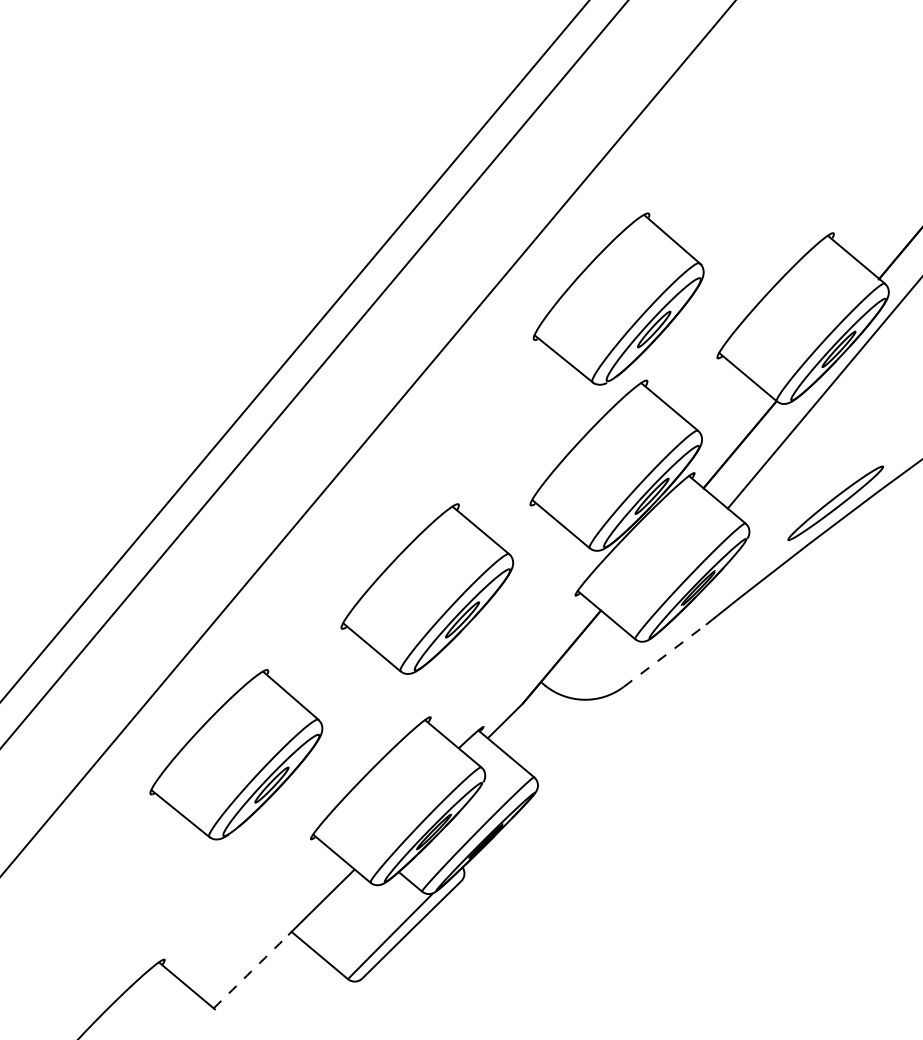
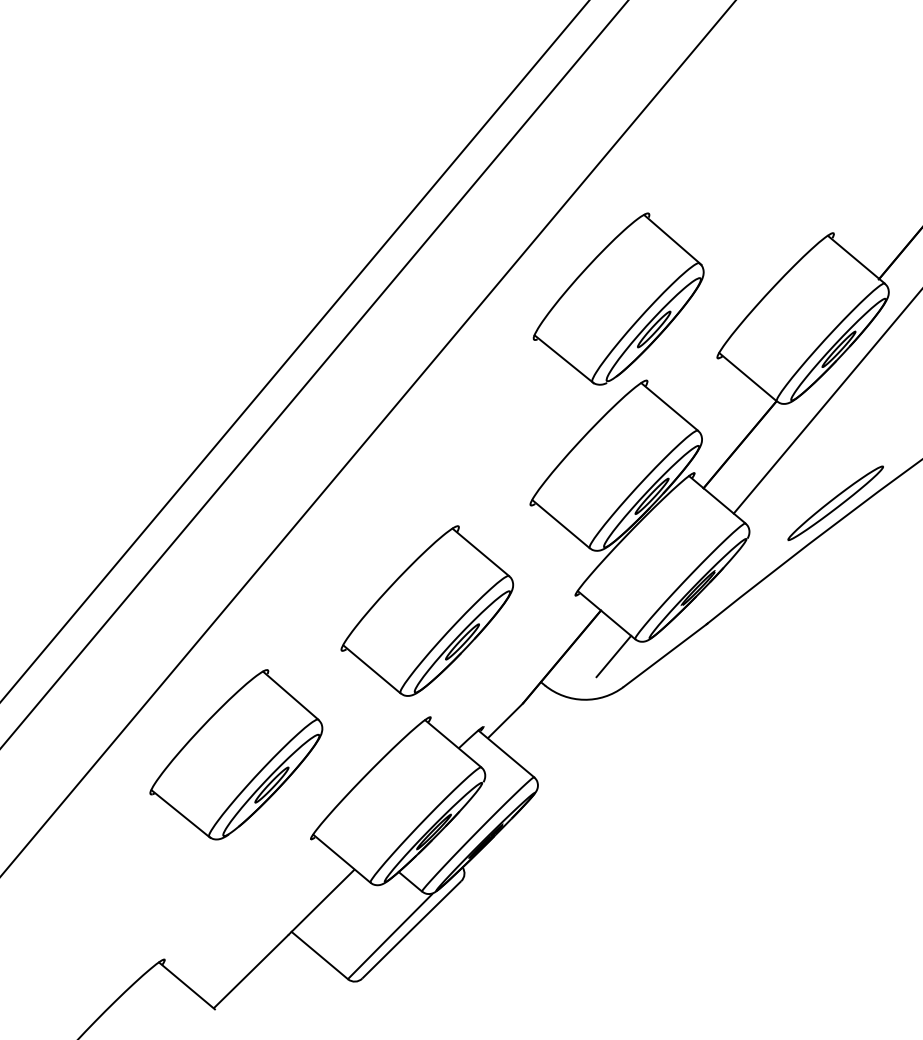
line position: (823, 394) -> (826, 402) (826, 402)
part position: (427, 588) -> (427, 610) (427, 610)
line: dashed -> solid (665, 655)
line: none -> present (613, 656)
arc: dashed -> solid (251, 971)
